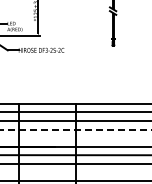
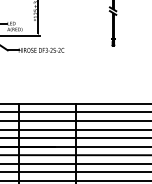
line: dashed -> solid (76, 129)
line: none -> present (75, 138)
line: none -> present (75, 172)
